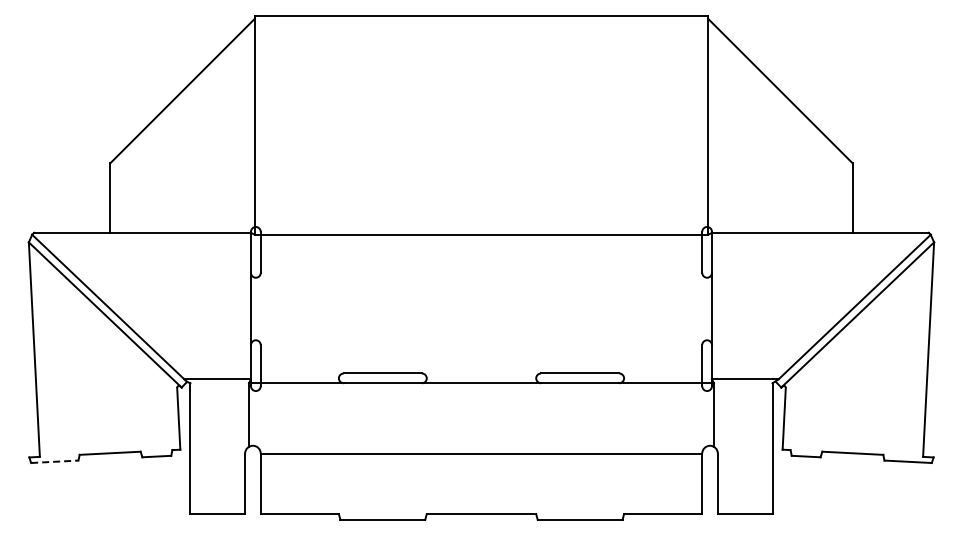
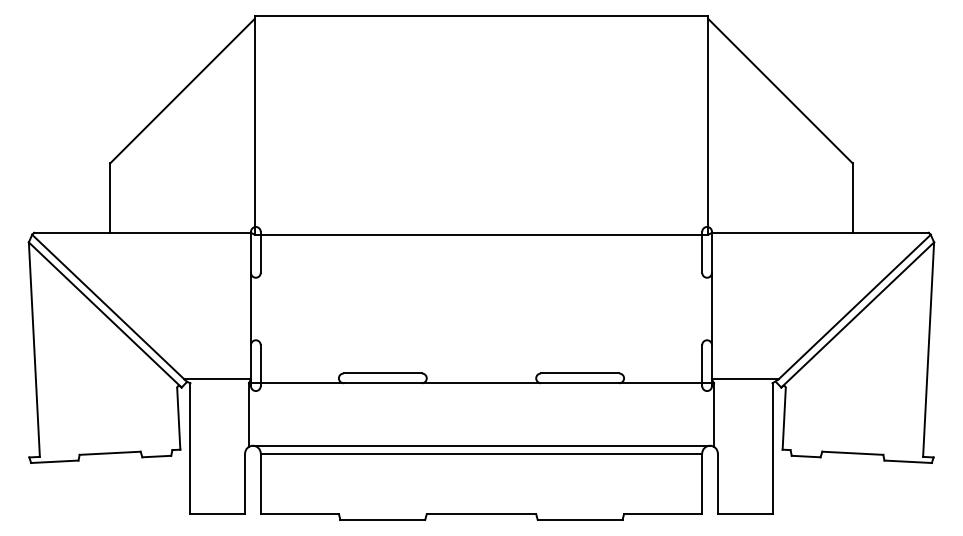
line: none -> present (481, 445)
line: dashed -> solid (54, 461)
